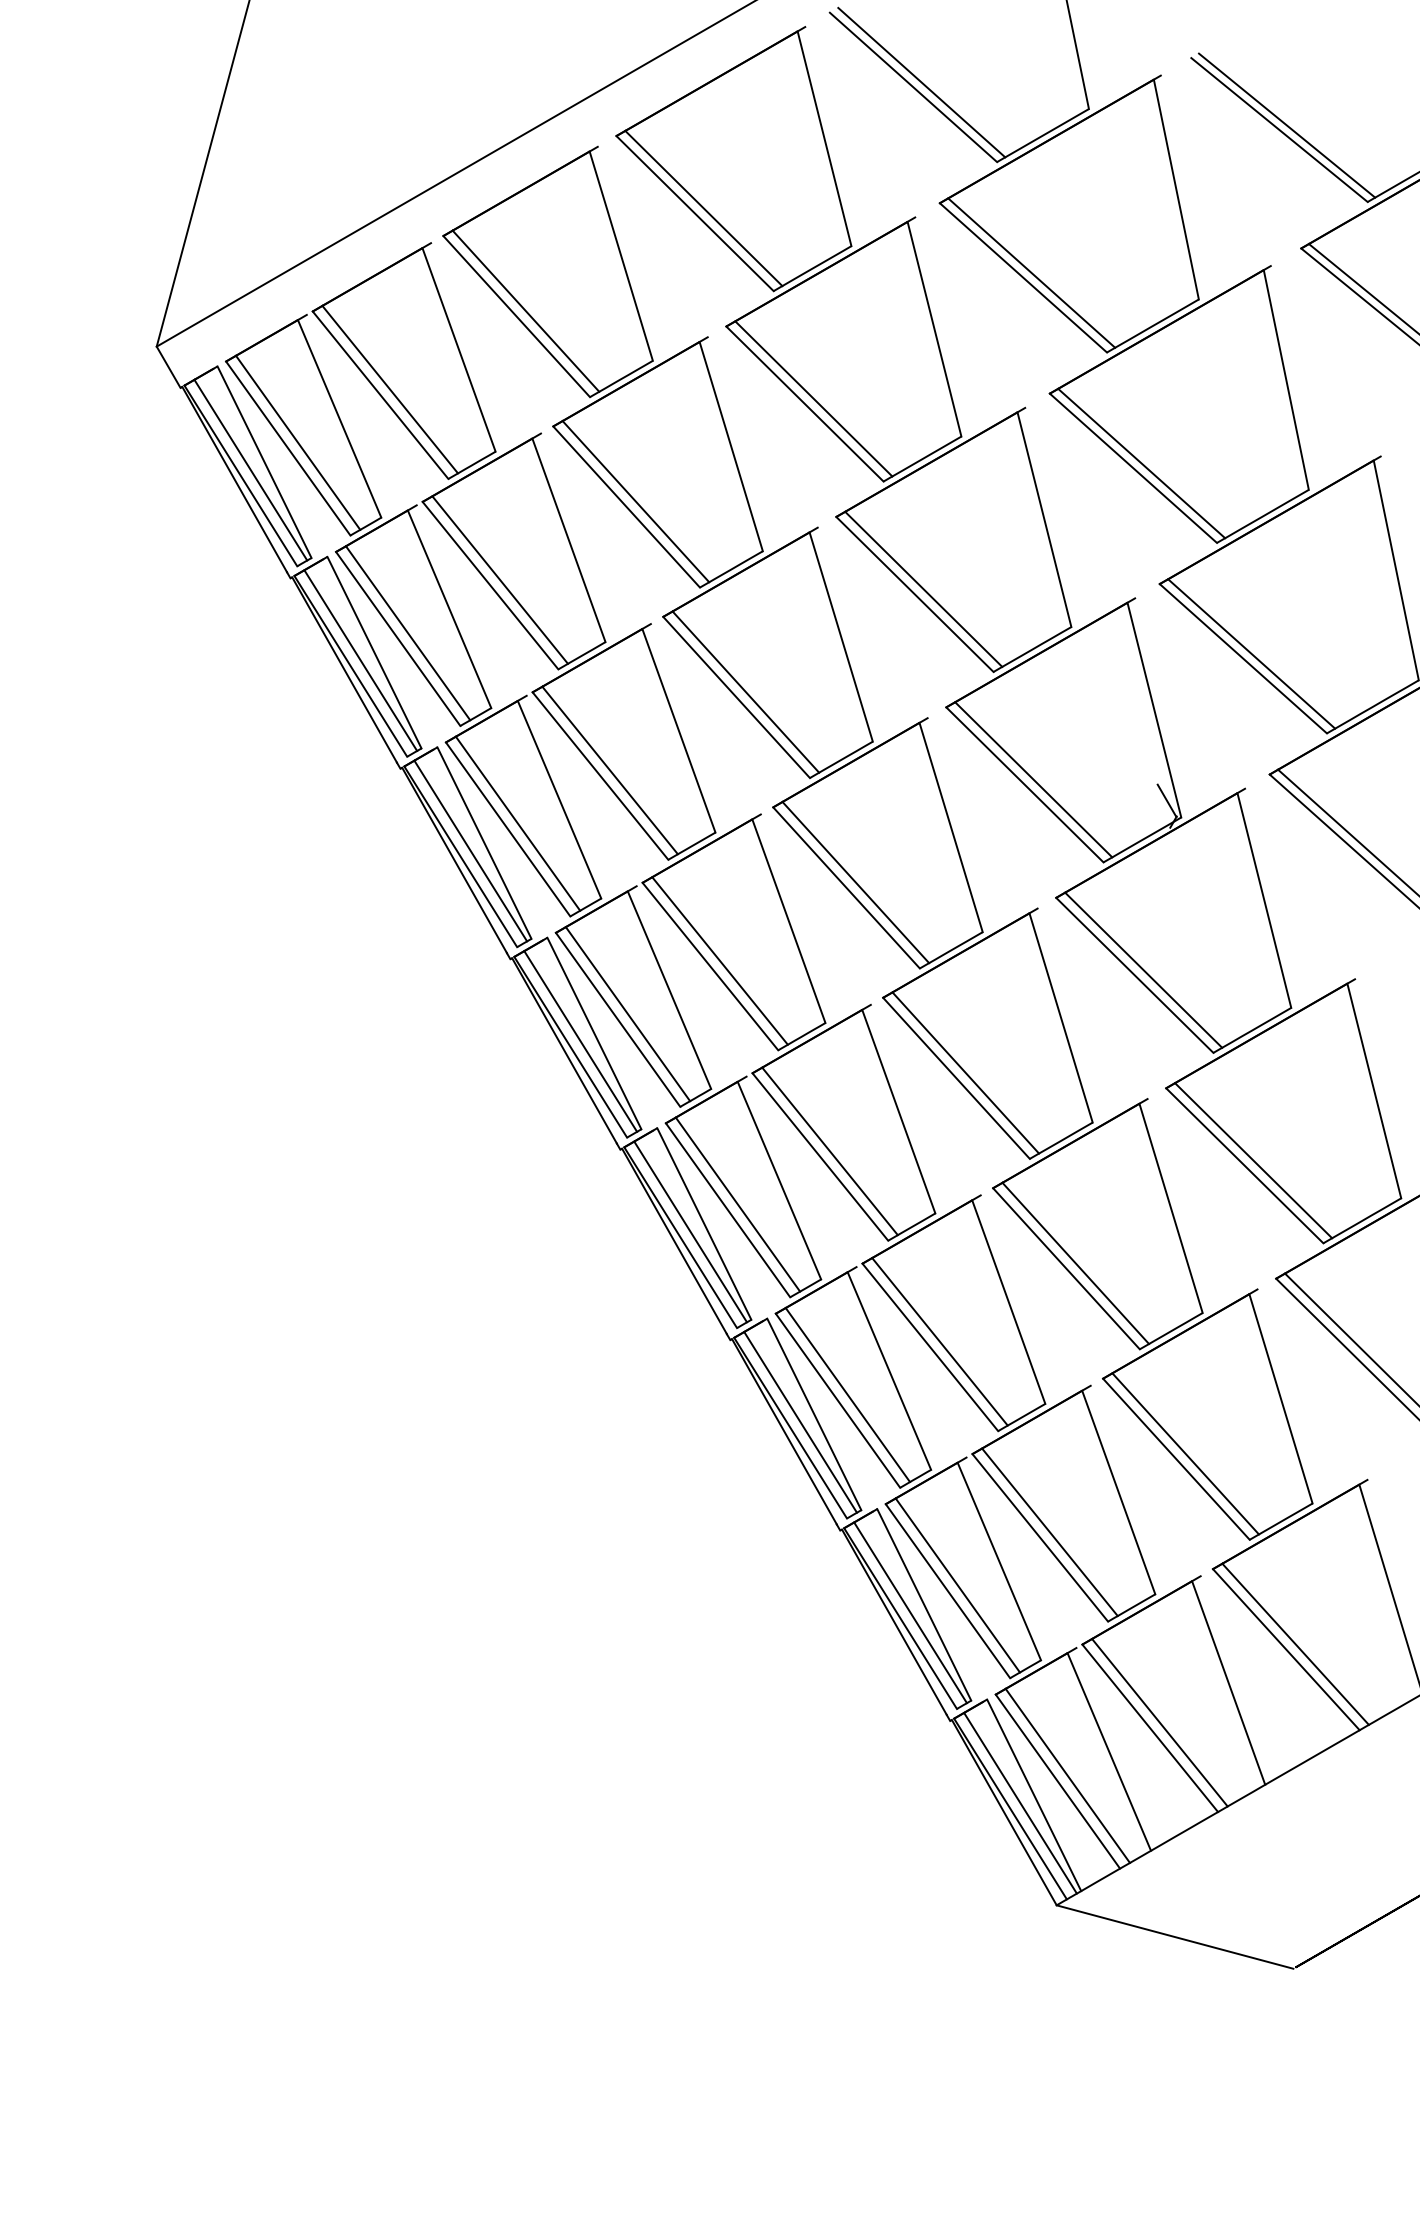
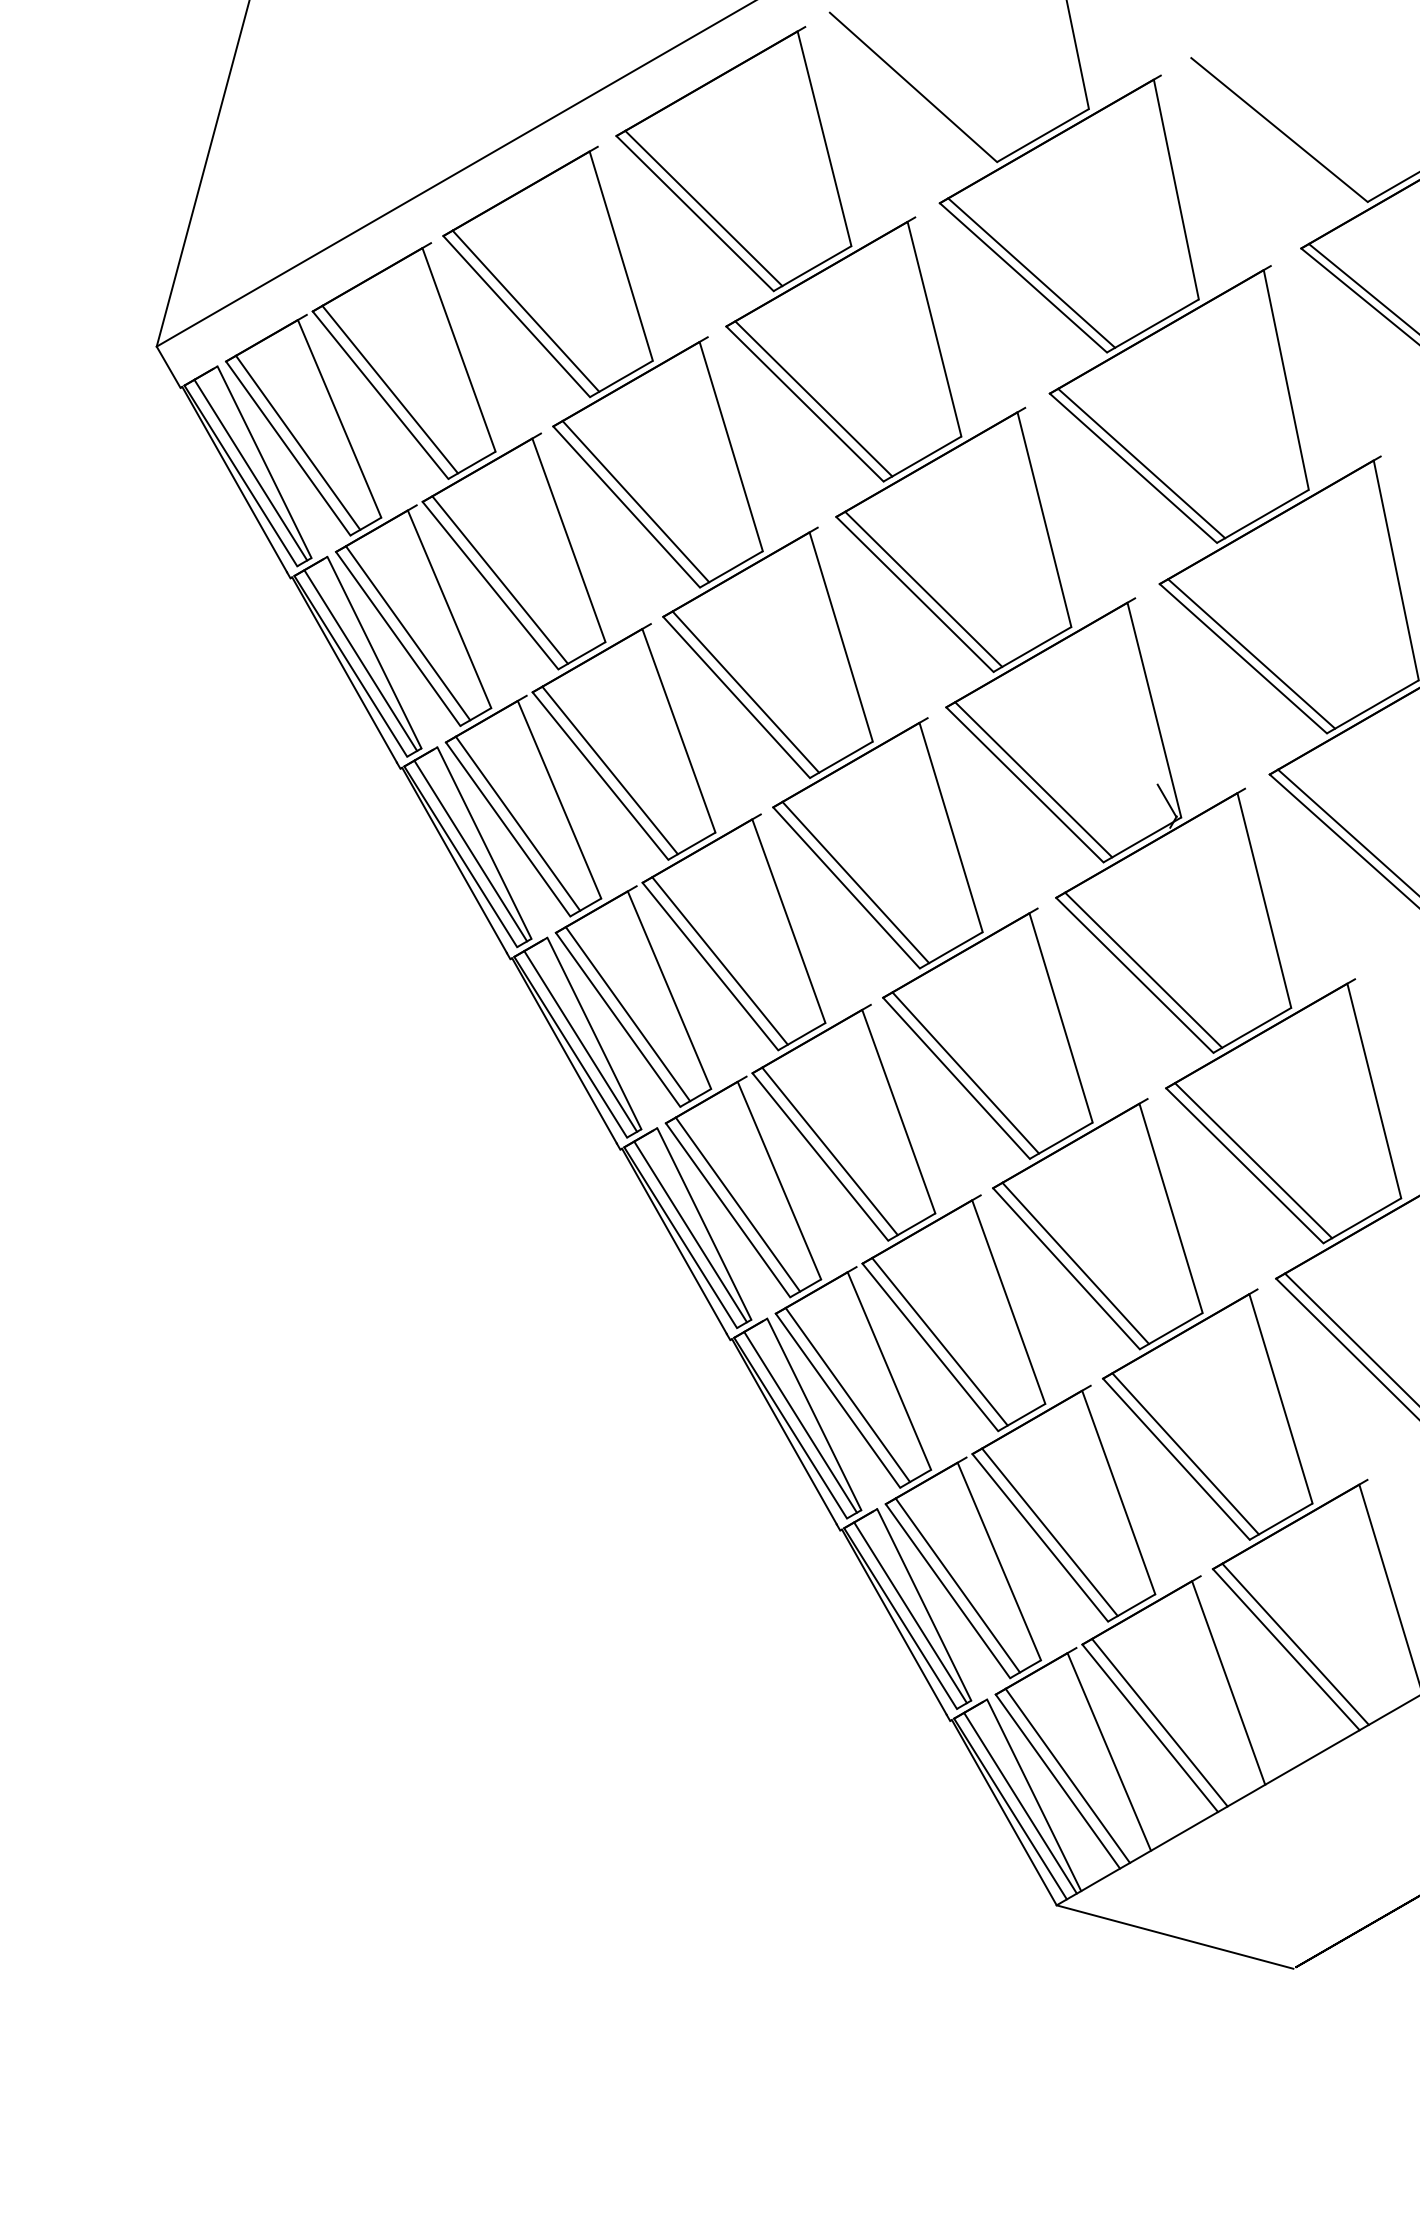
line: present -> none (921, 82)
line: present -> none (1286, 125)
